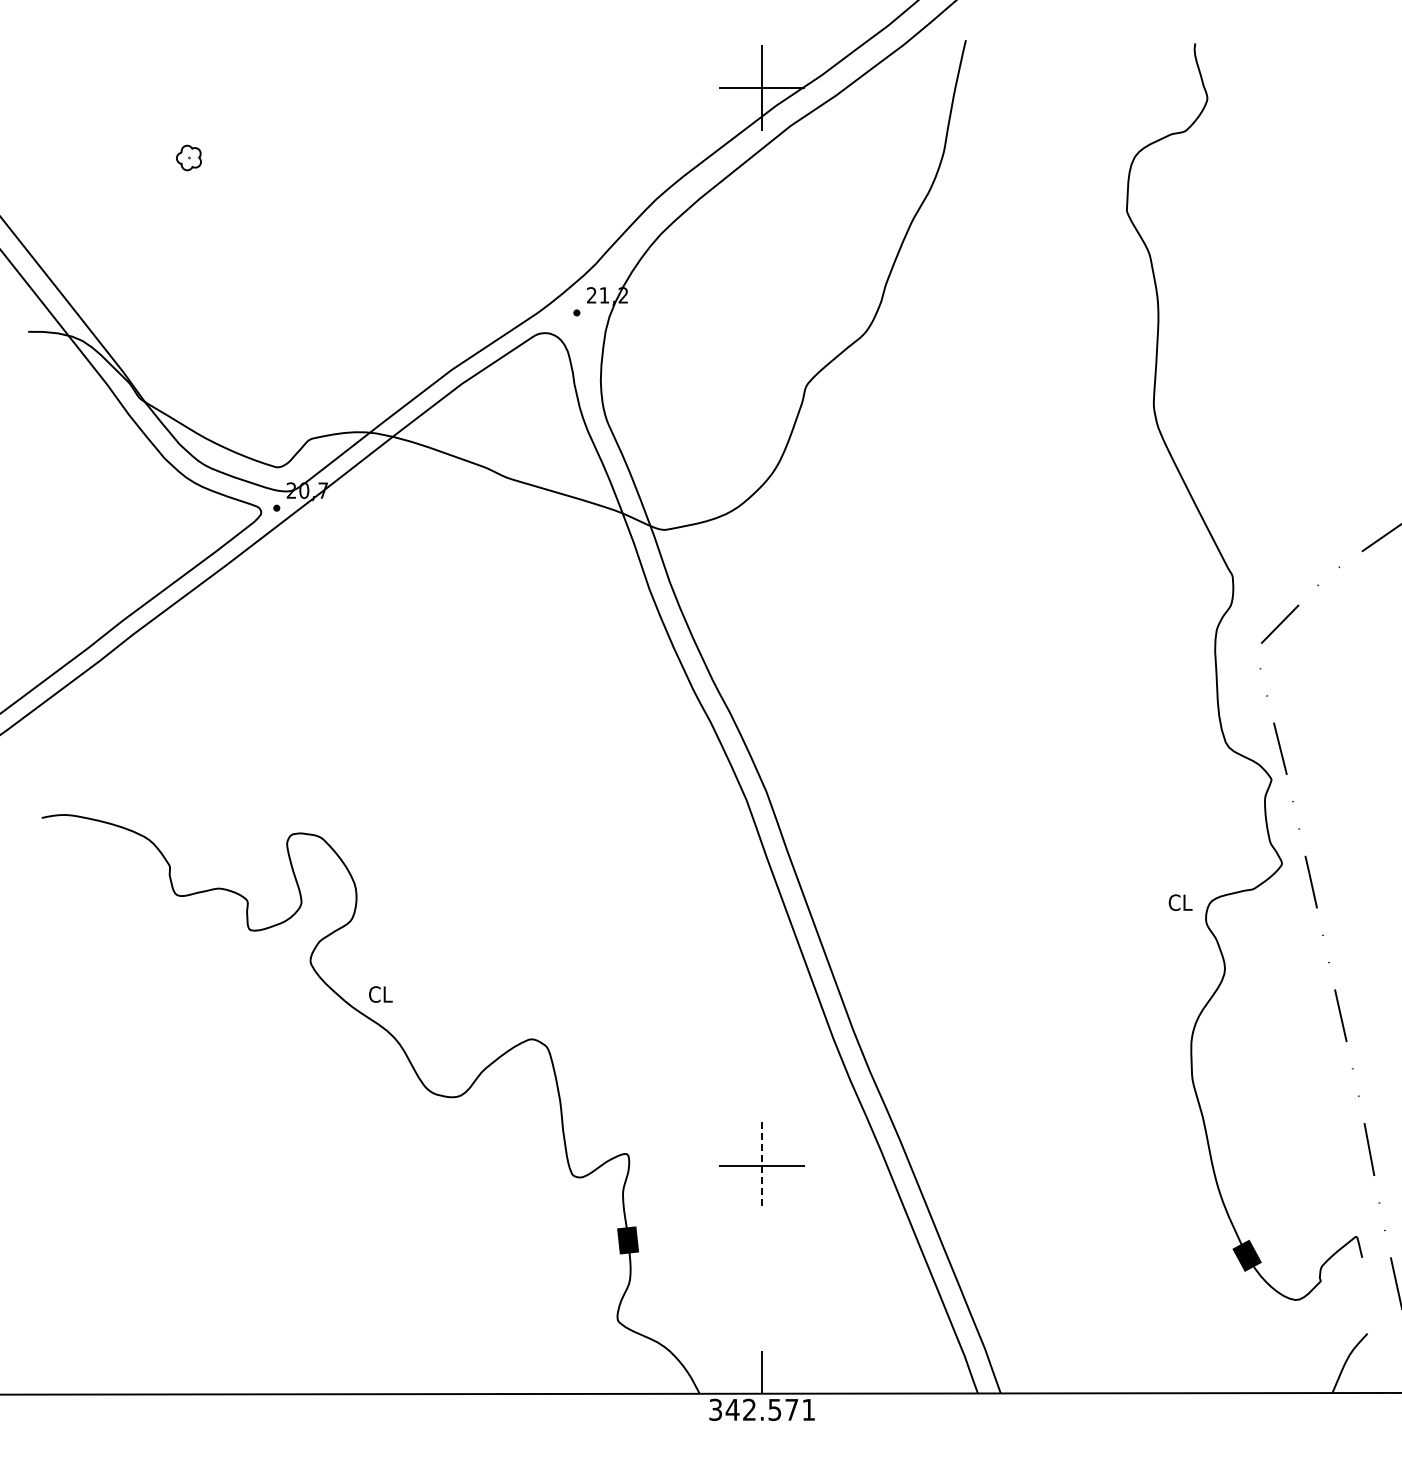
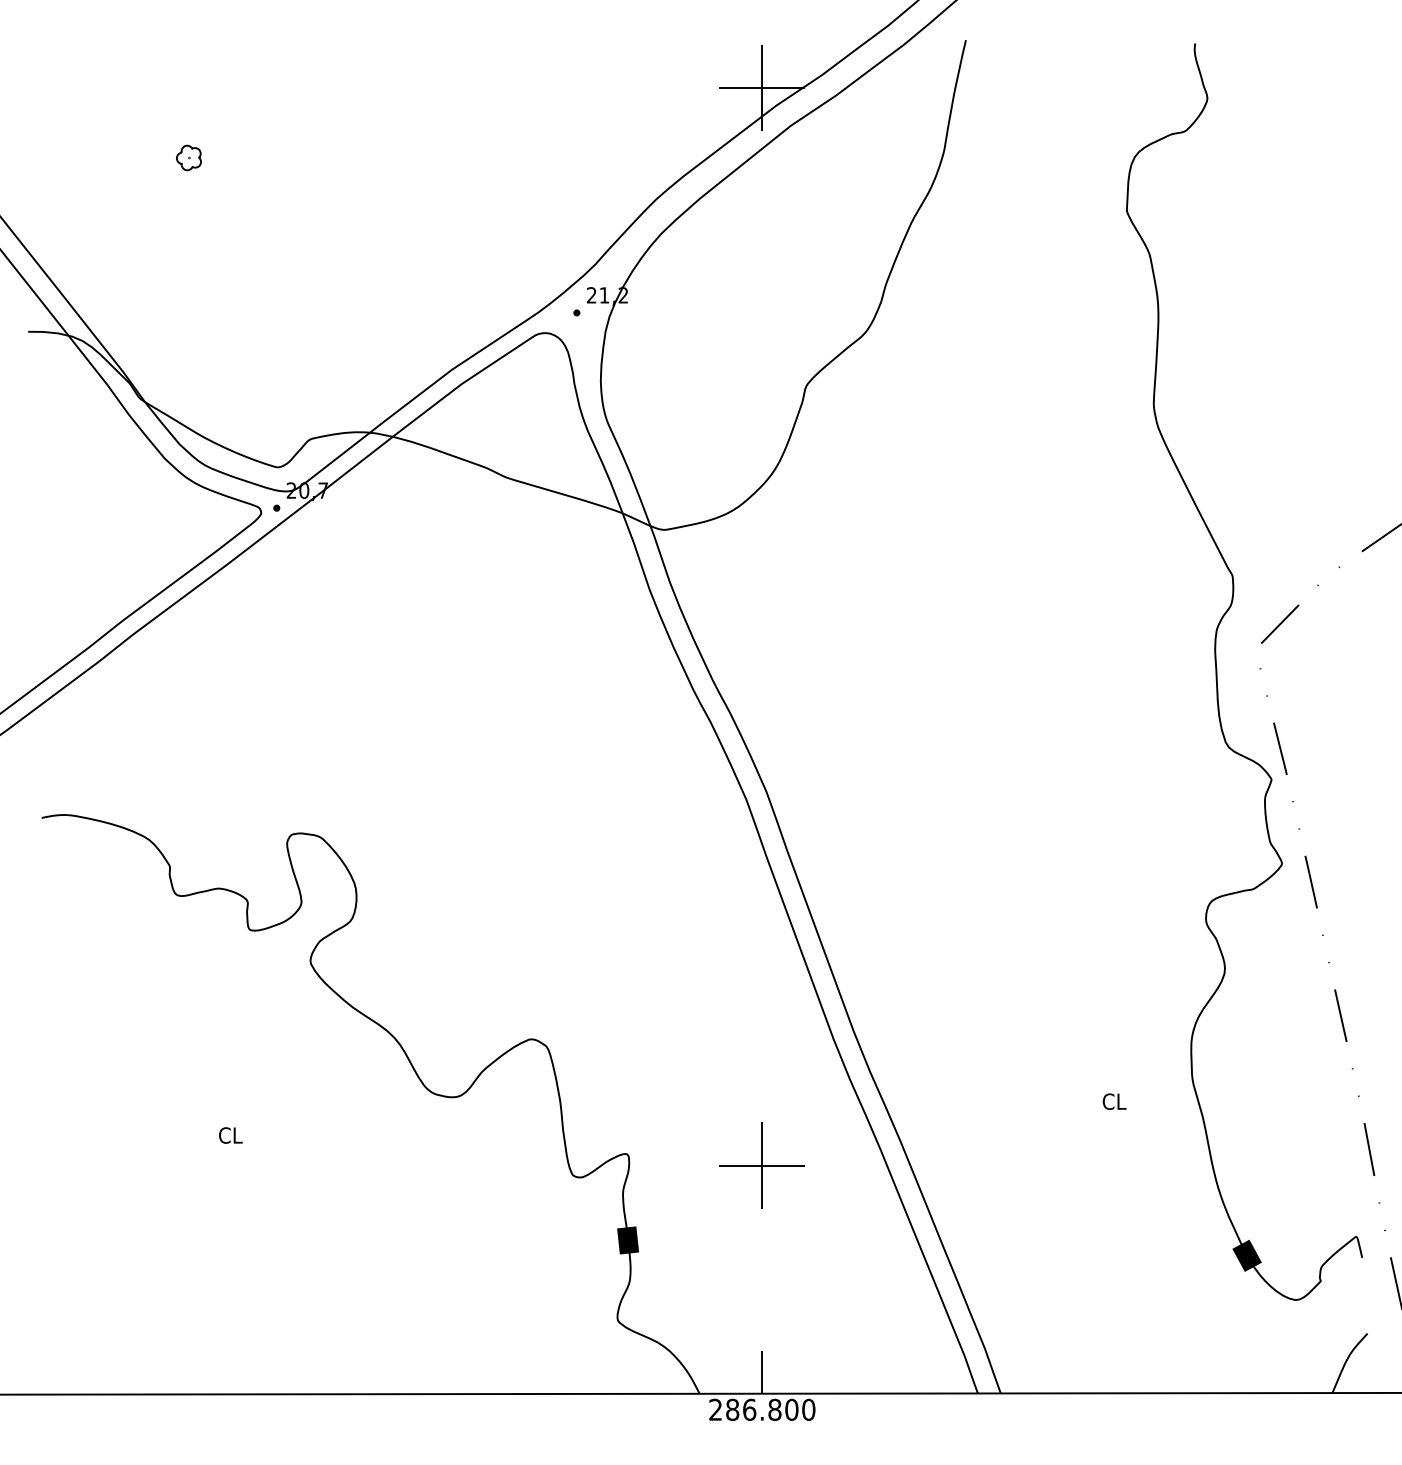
text position: (1180, 902) -> (1114, 1101) (1114, 1101)
text position: (380, 994) -> (230, 1135) (230, 1135)
line: dashed -> solid (762, 1166)
text: 342.571 -> 286.800 (762, 1409)
